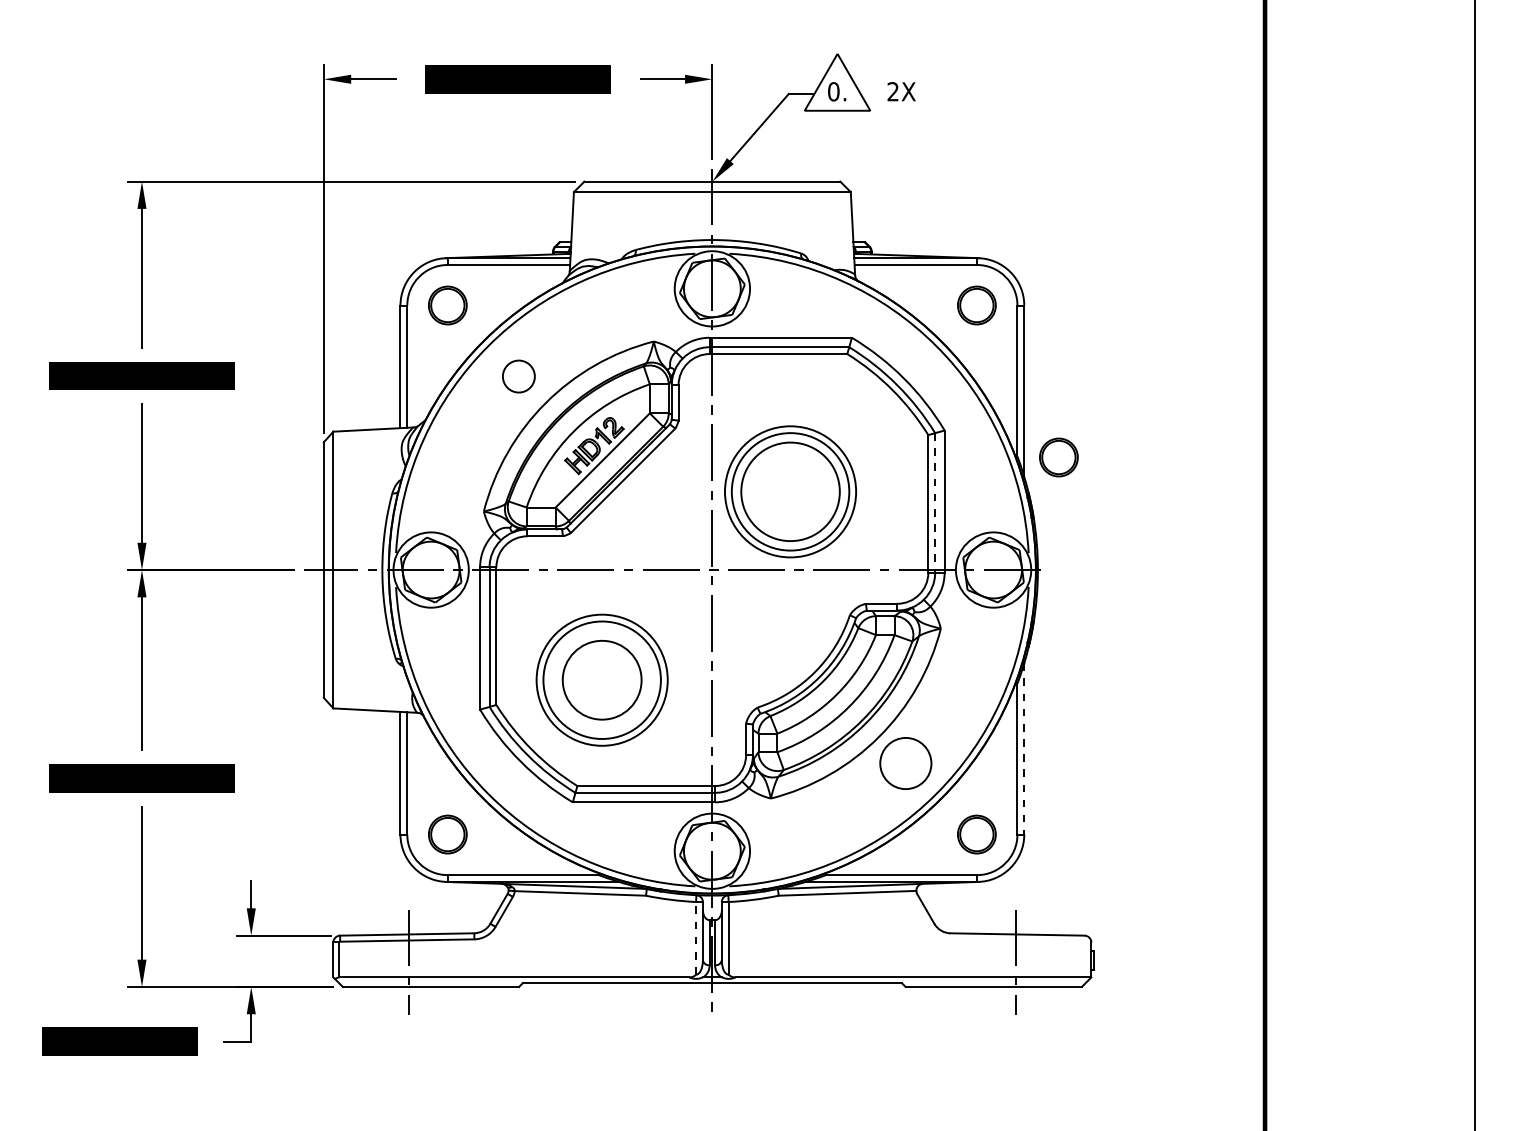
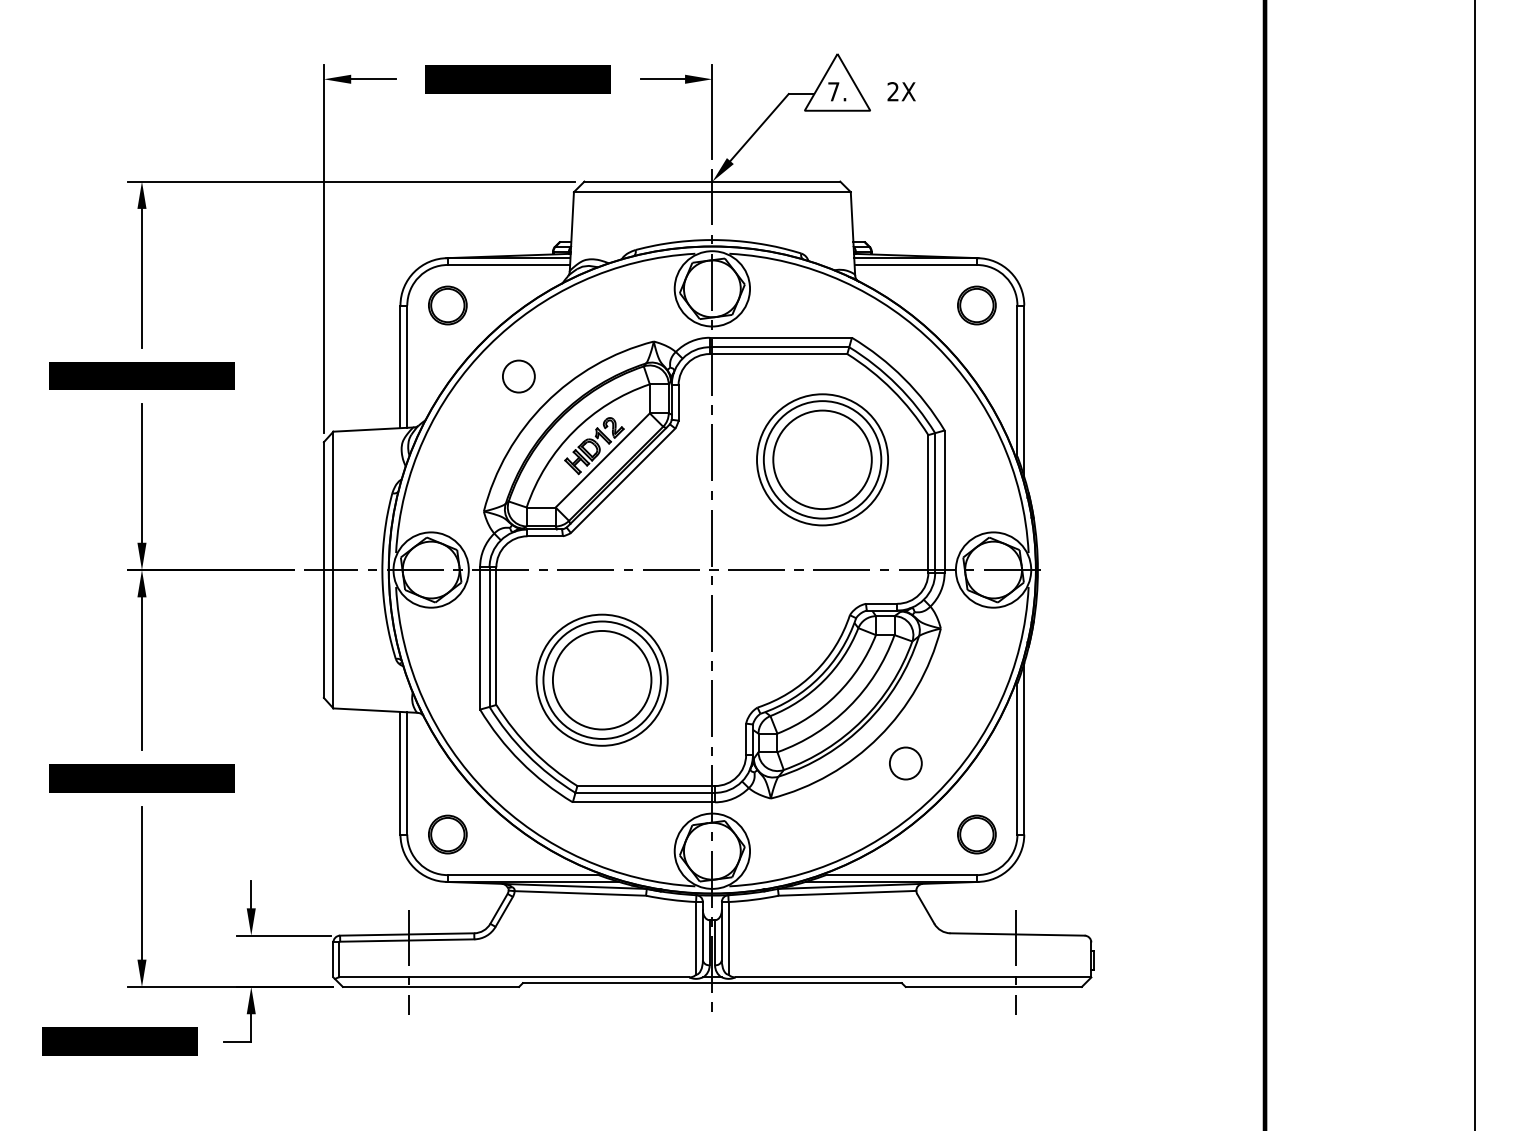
text: 0. -> 7. (833, 91)
part: present -> none (1058, 457)
part position: (790, 491) -> (822, 459) (822, 459)
line: dashed -> solid (935, 502)
circle diameter: 79 px -> 99 px (601, 679)
line: dashed -> solid (1024, 748)
circle diameter: 51 px -> 32 px (905, 763)
line: dashed -> solid (696, 937)
